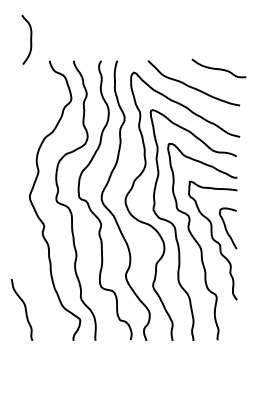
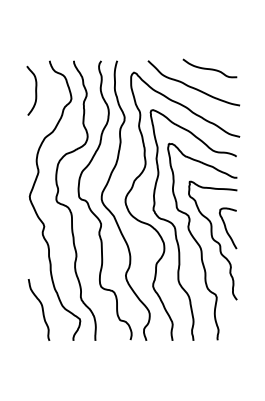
curve position: (30, 39) -> (35, 90) (35, 90)
curve position: (218, 68) -> (209, 68) (209, 68)
curve position: (24, 308) -> (41, 308) (41, 308)
